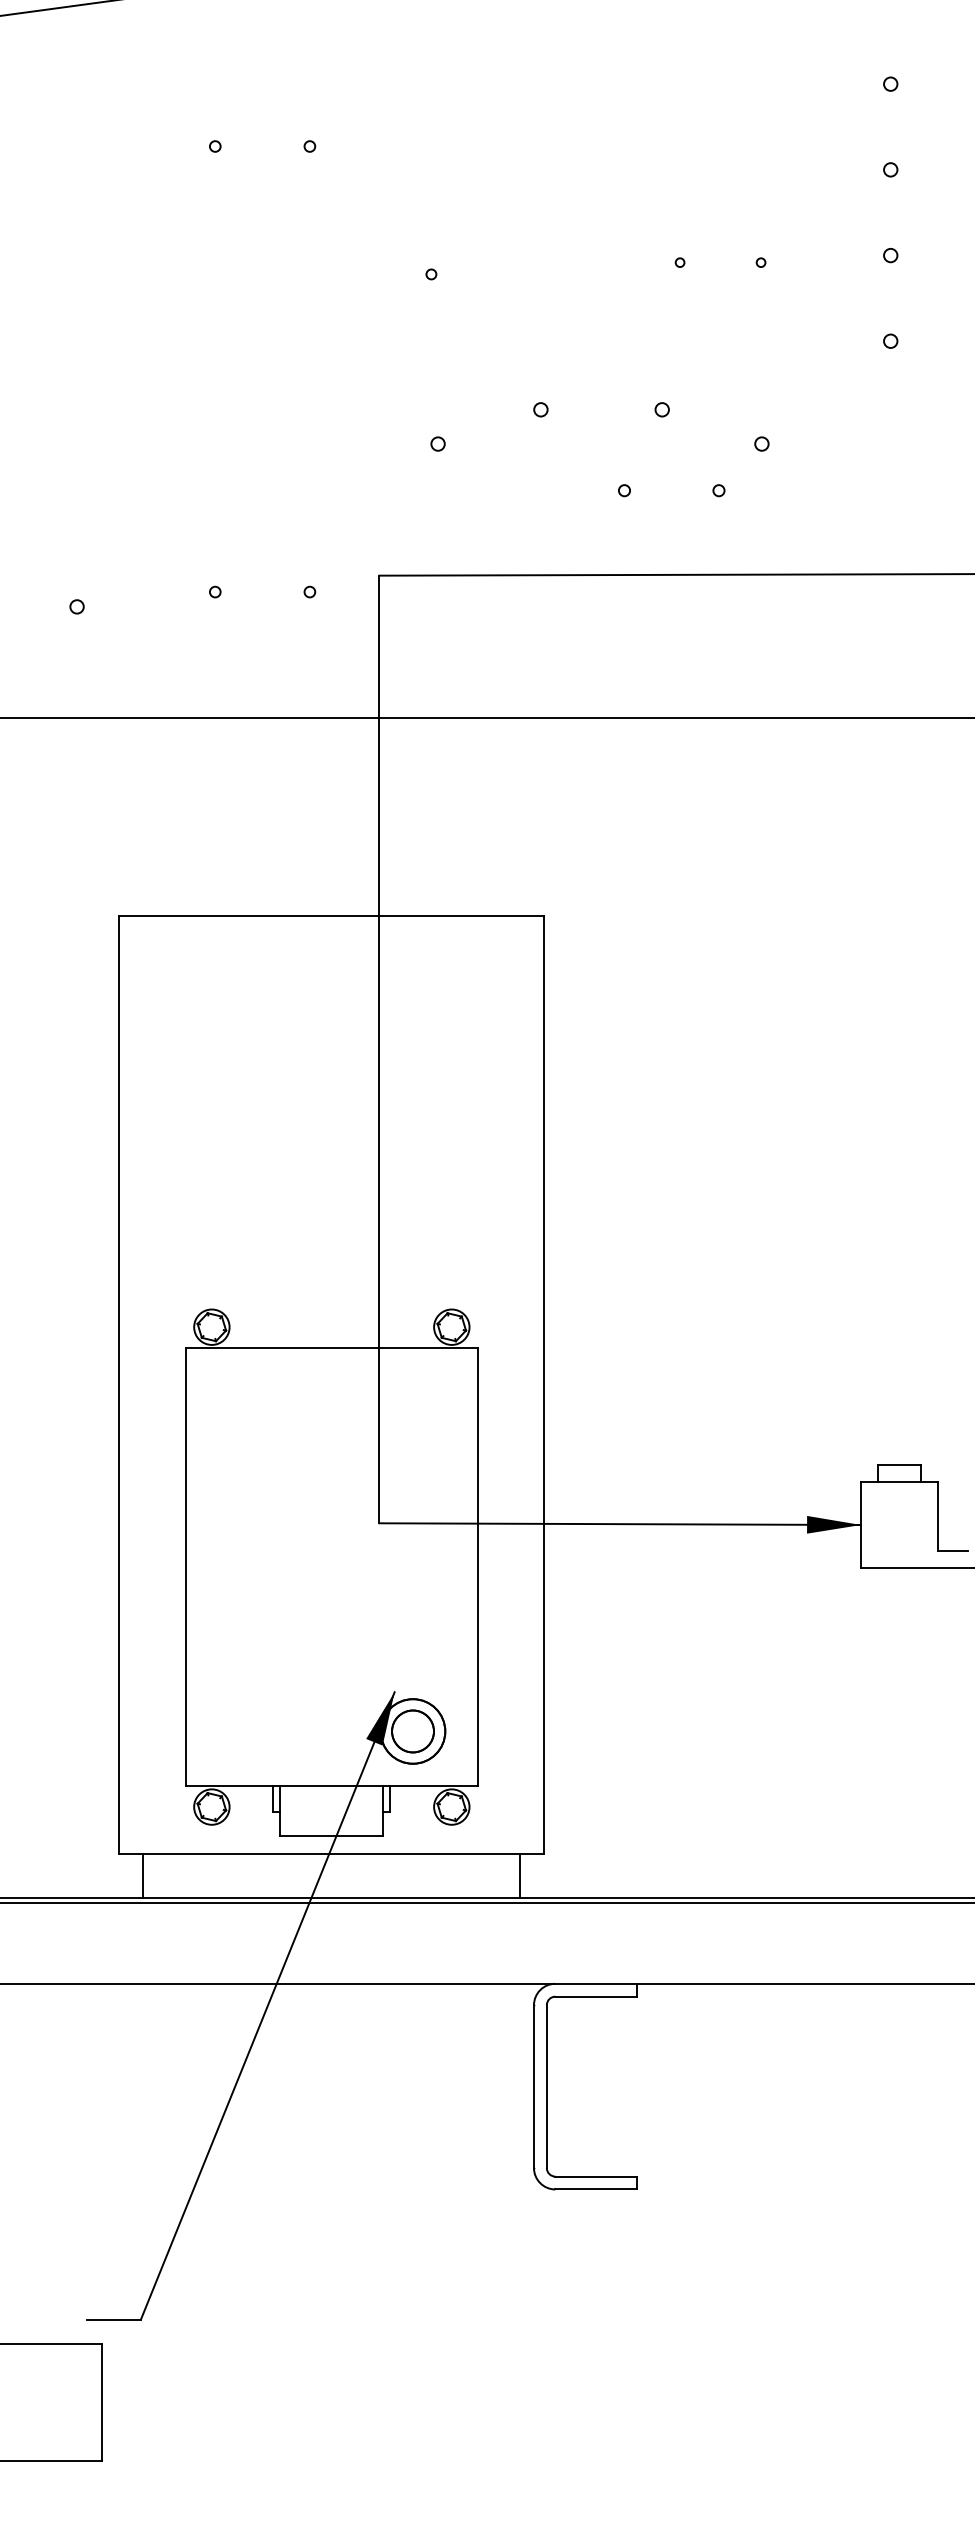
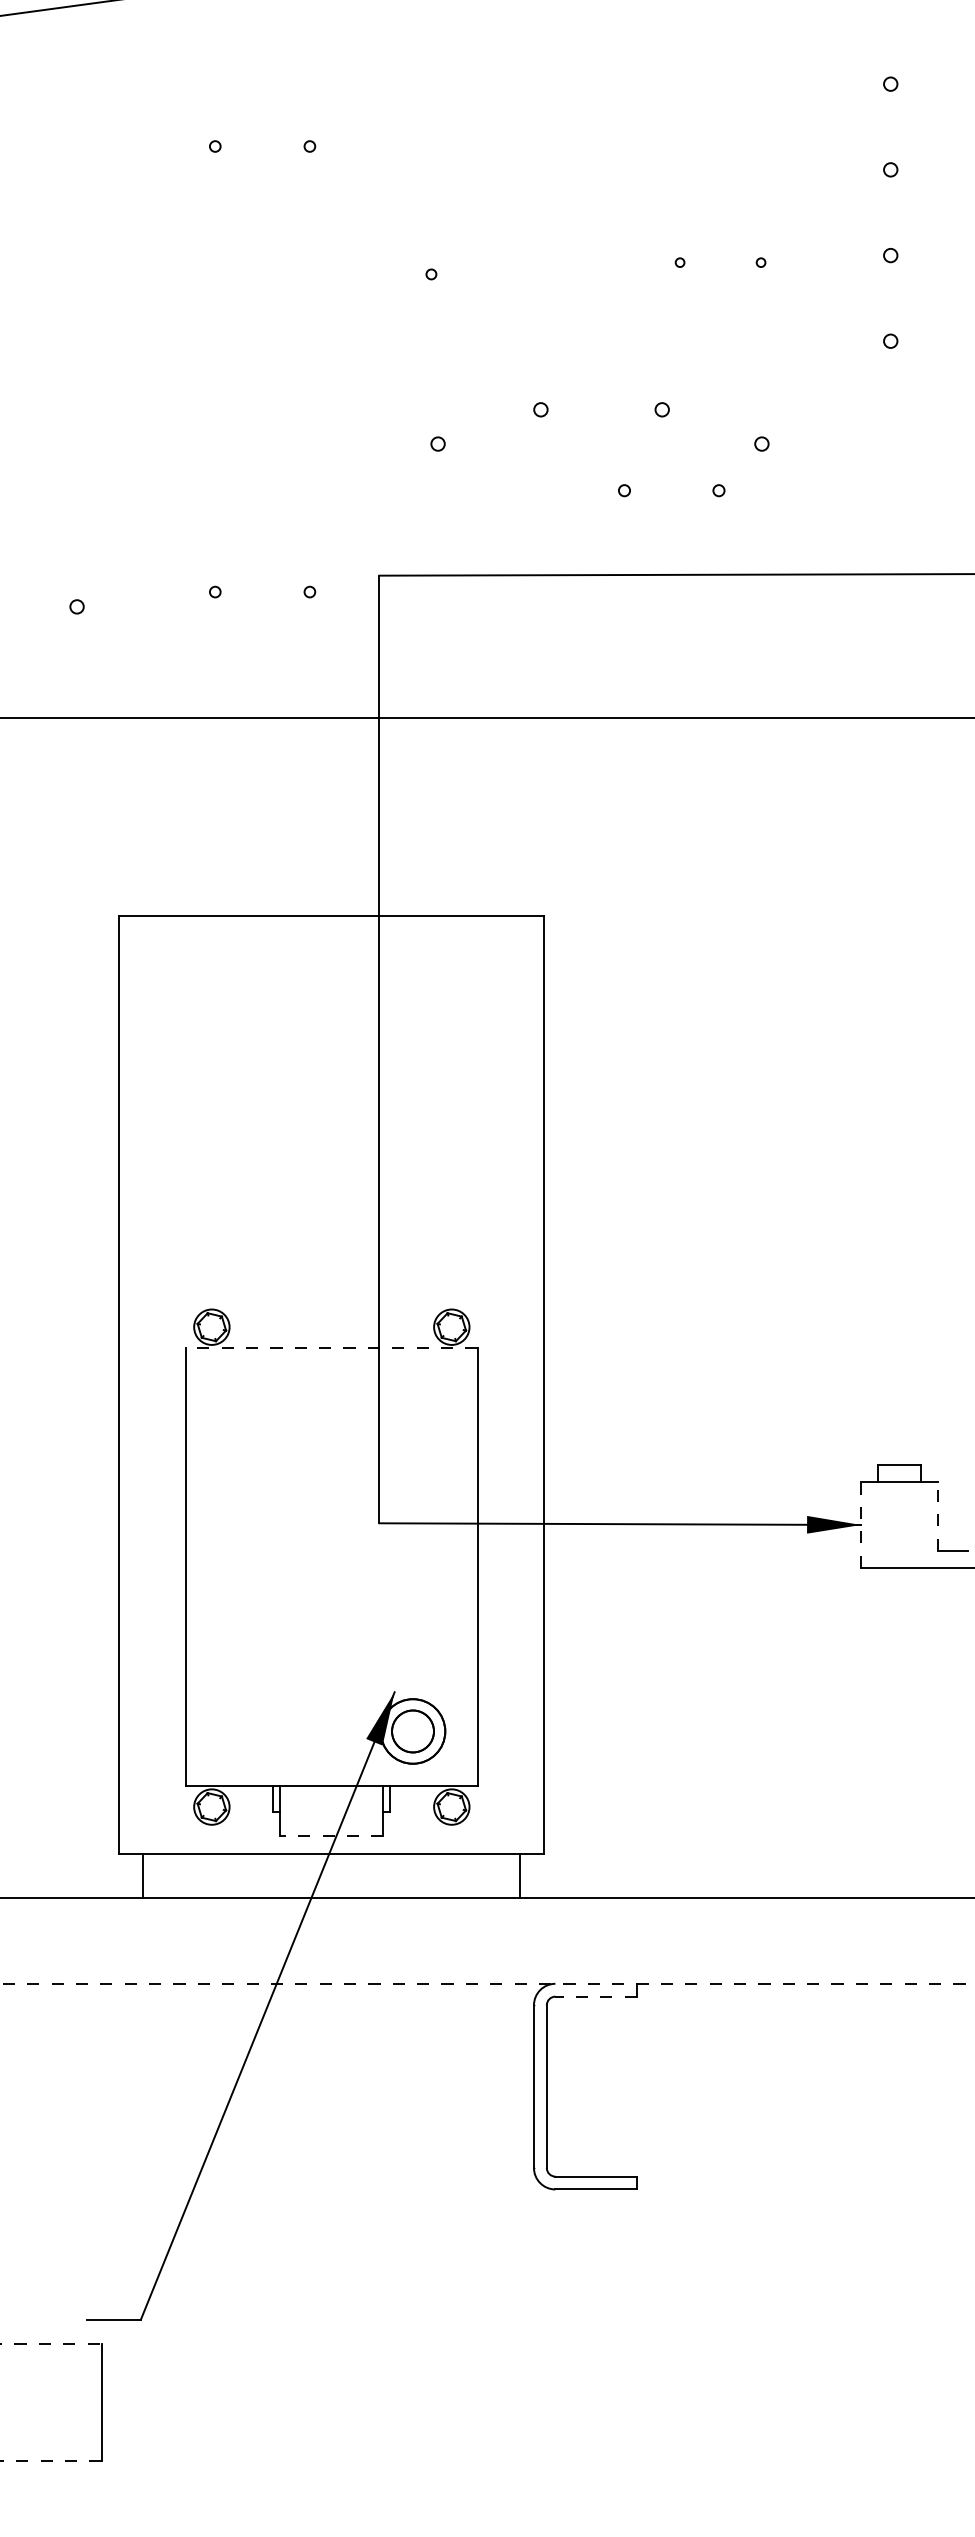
line: solid -> dashed (331, 1348)
line: solid -> dashed (938, 1515)
line: solid -> dashed (861, 1525)
line: solid -> dashed (331, 1836)
line: present -> none (486, 1903)
line: solid -> dashed (487, 1983)
line: solid -> dashed (596, 1996)
line: solid -> dashed (51, 2343)
line: solid -> dashed (50, 2460)
